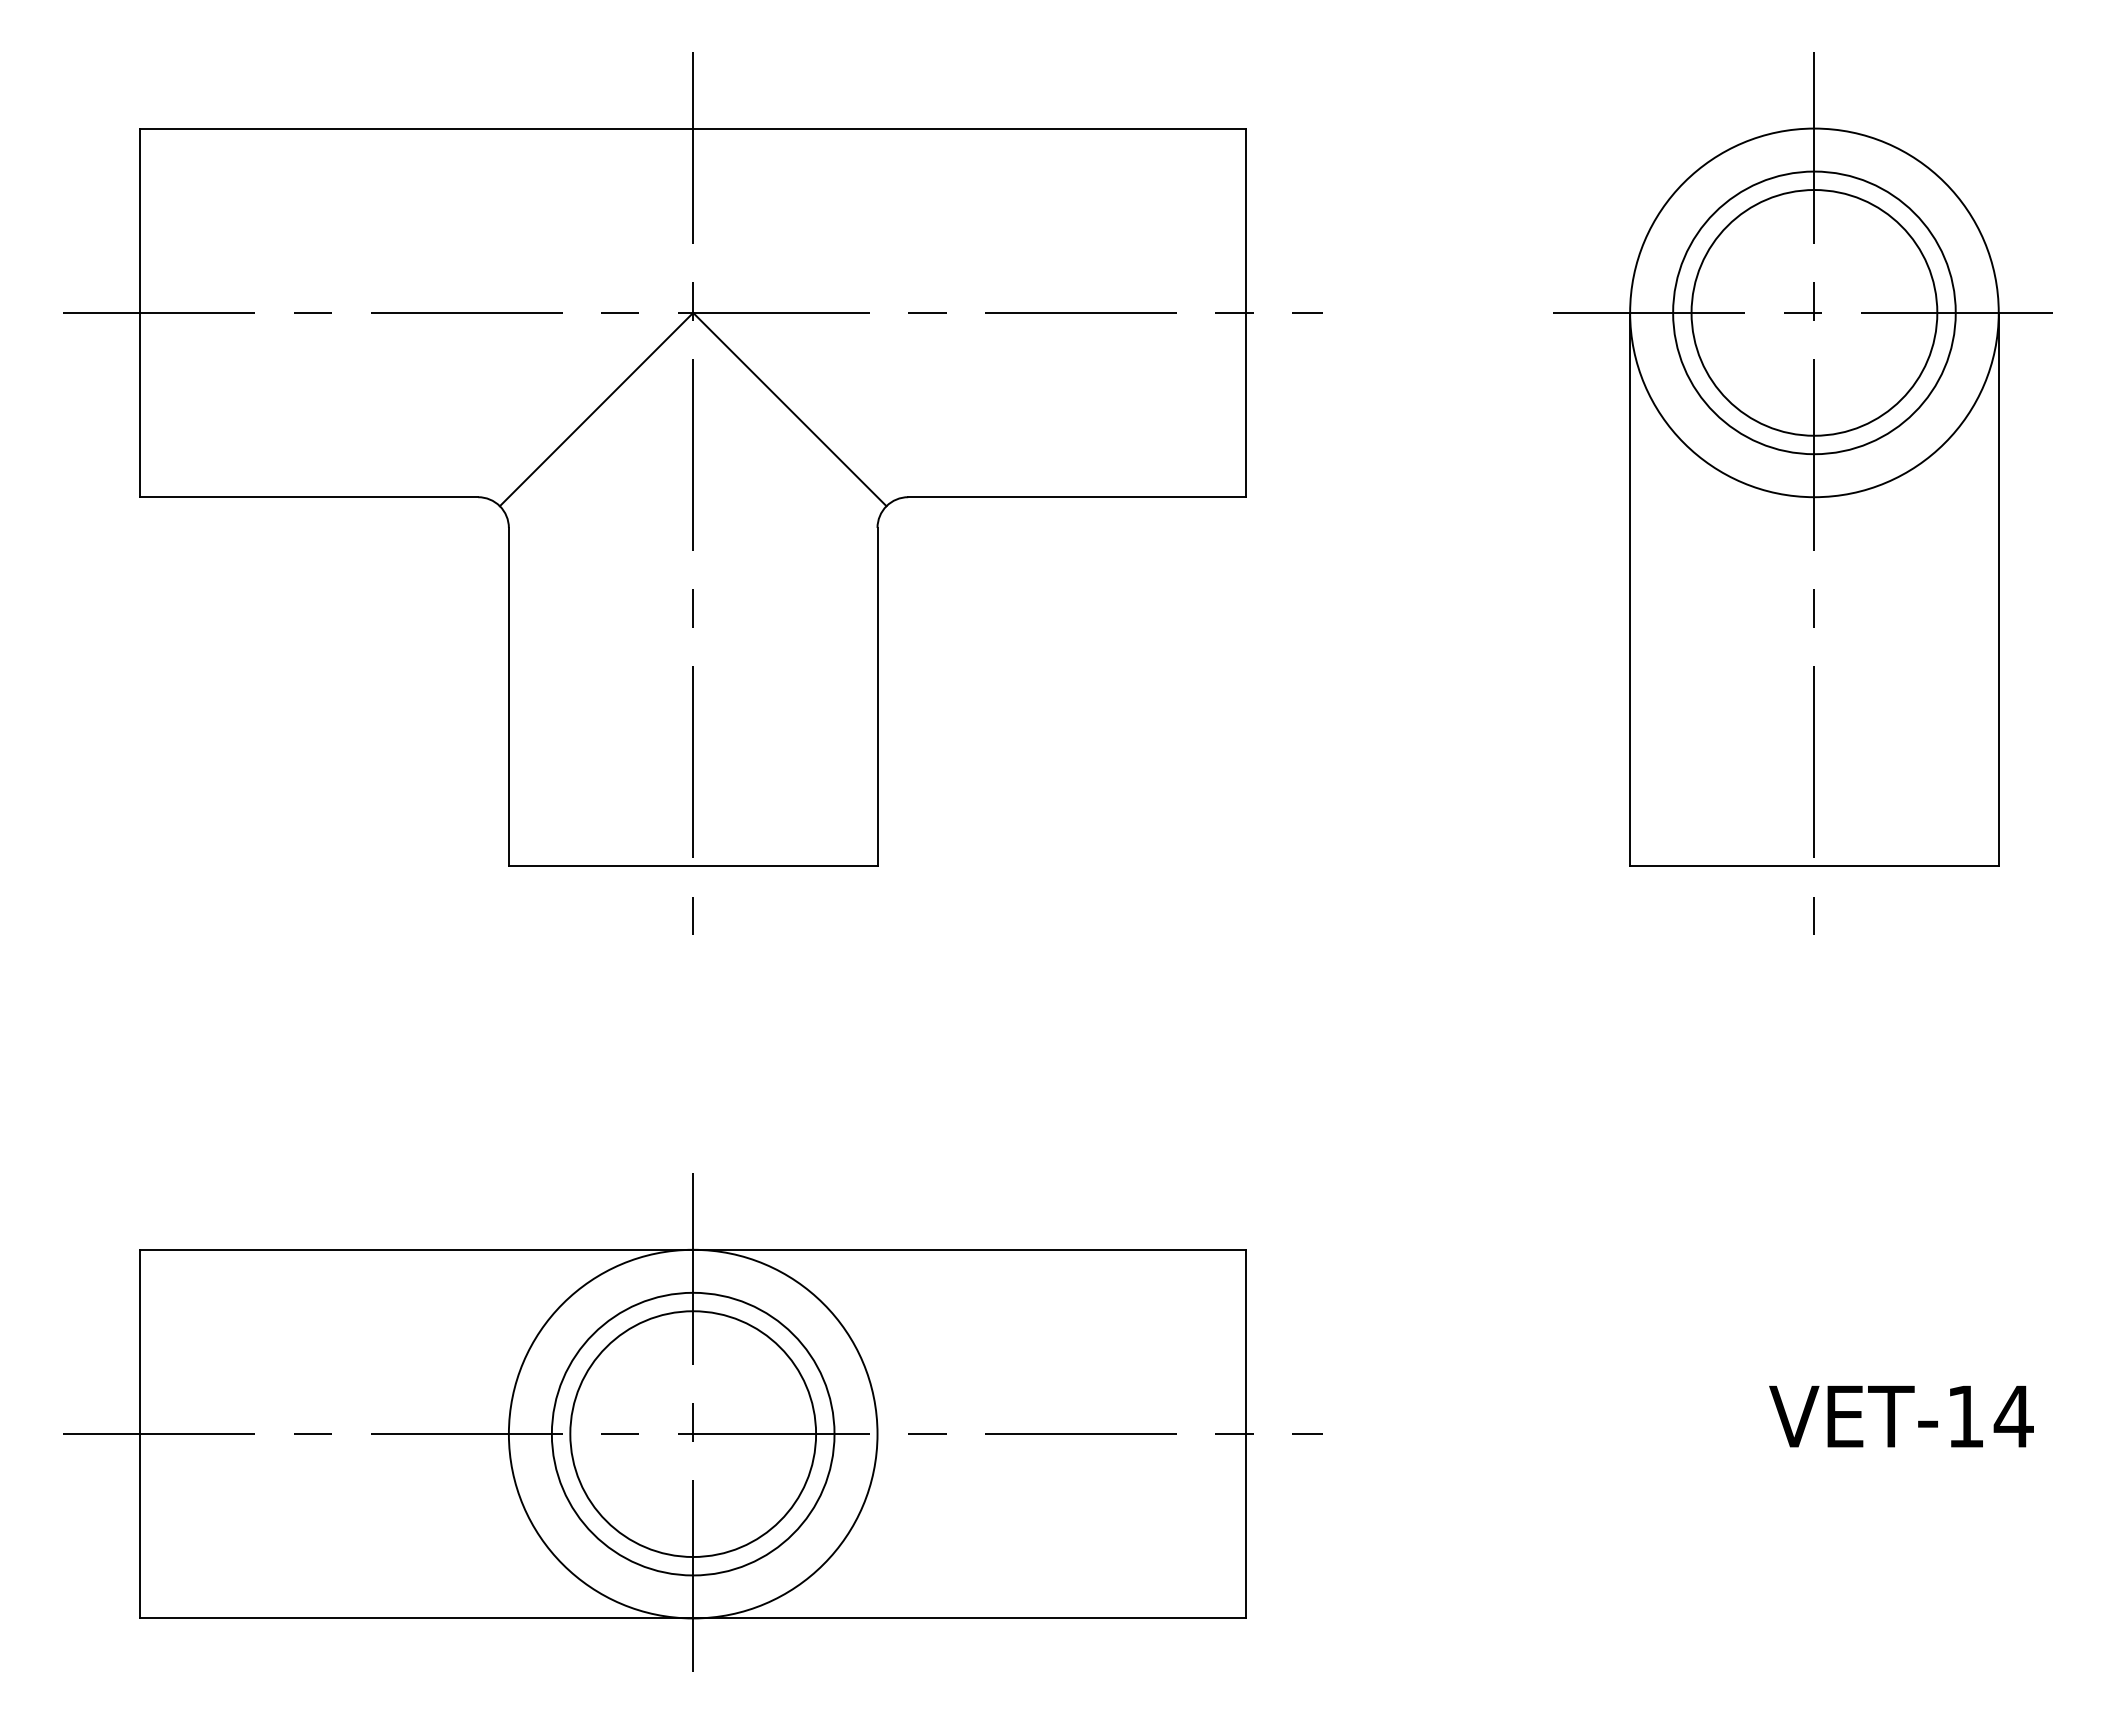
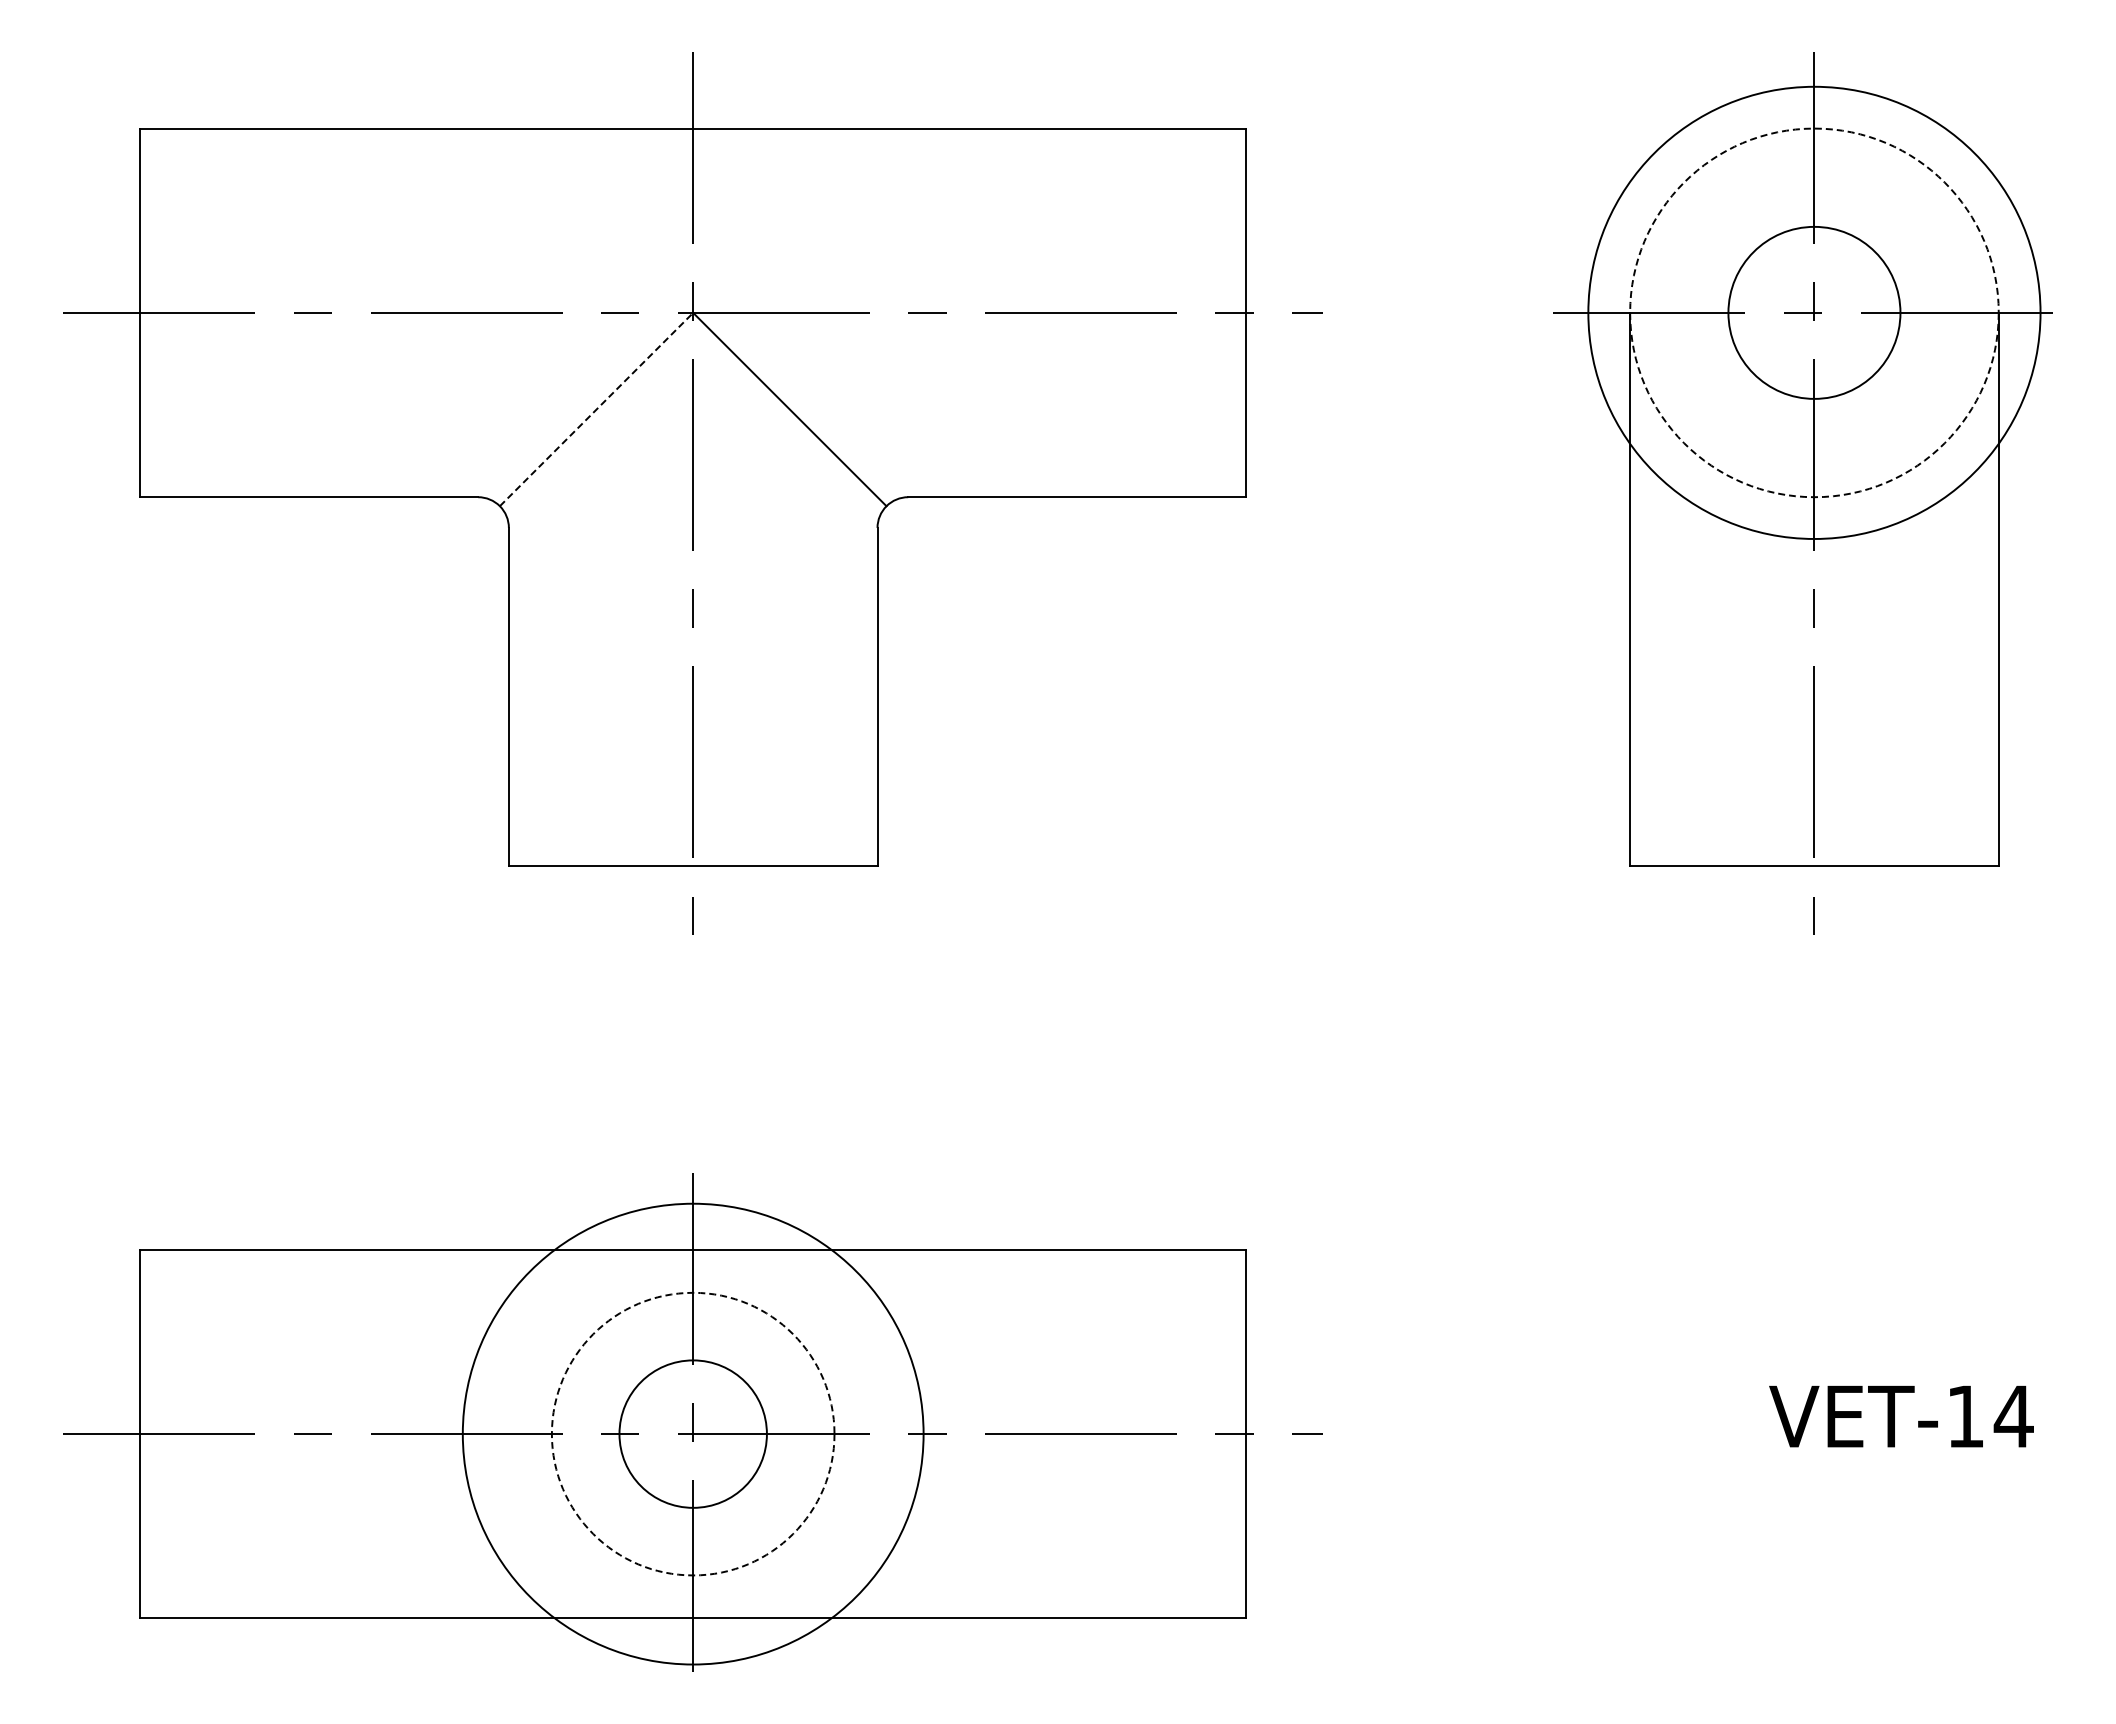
circle diameter: 246 px -> 172 px (1814, 312)
circle diameter: 283 px -> 452 px (1814, 312)
circle: solid -> dashed (1814, 312)
line: solid -> dashed (596, 409)
circle diameter: 369 px -> 461 px (692, 1433)
circle: solid -> dashed (692, 1433)
circle diameter: 246 px -> 147 px (692, 1433)
